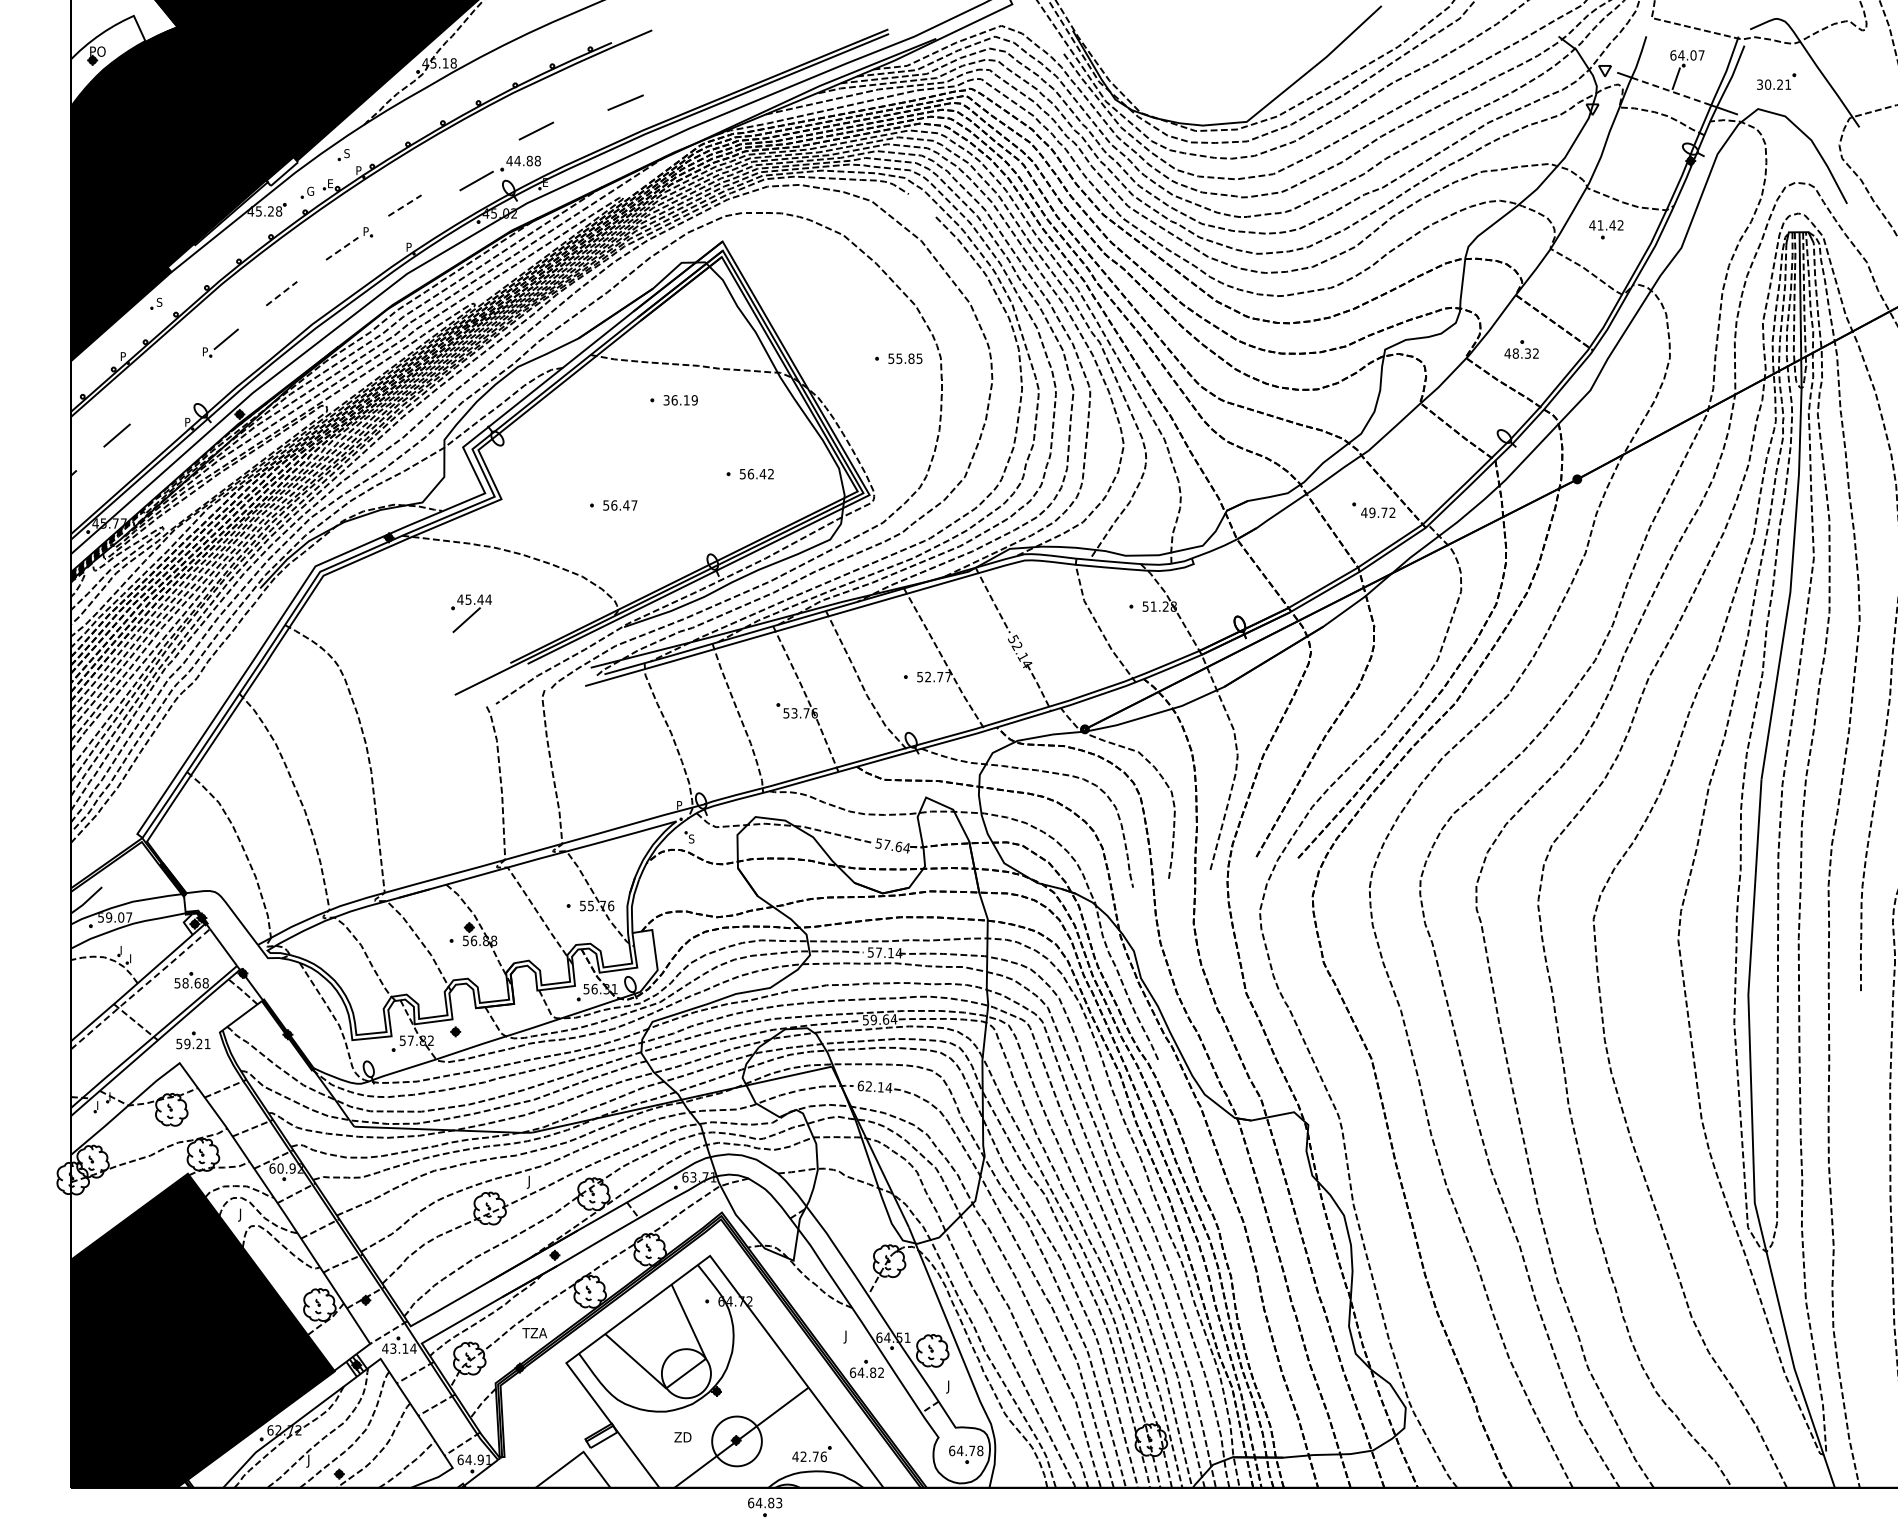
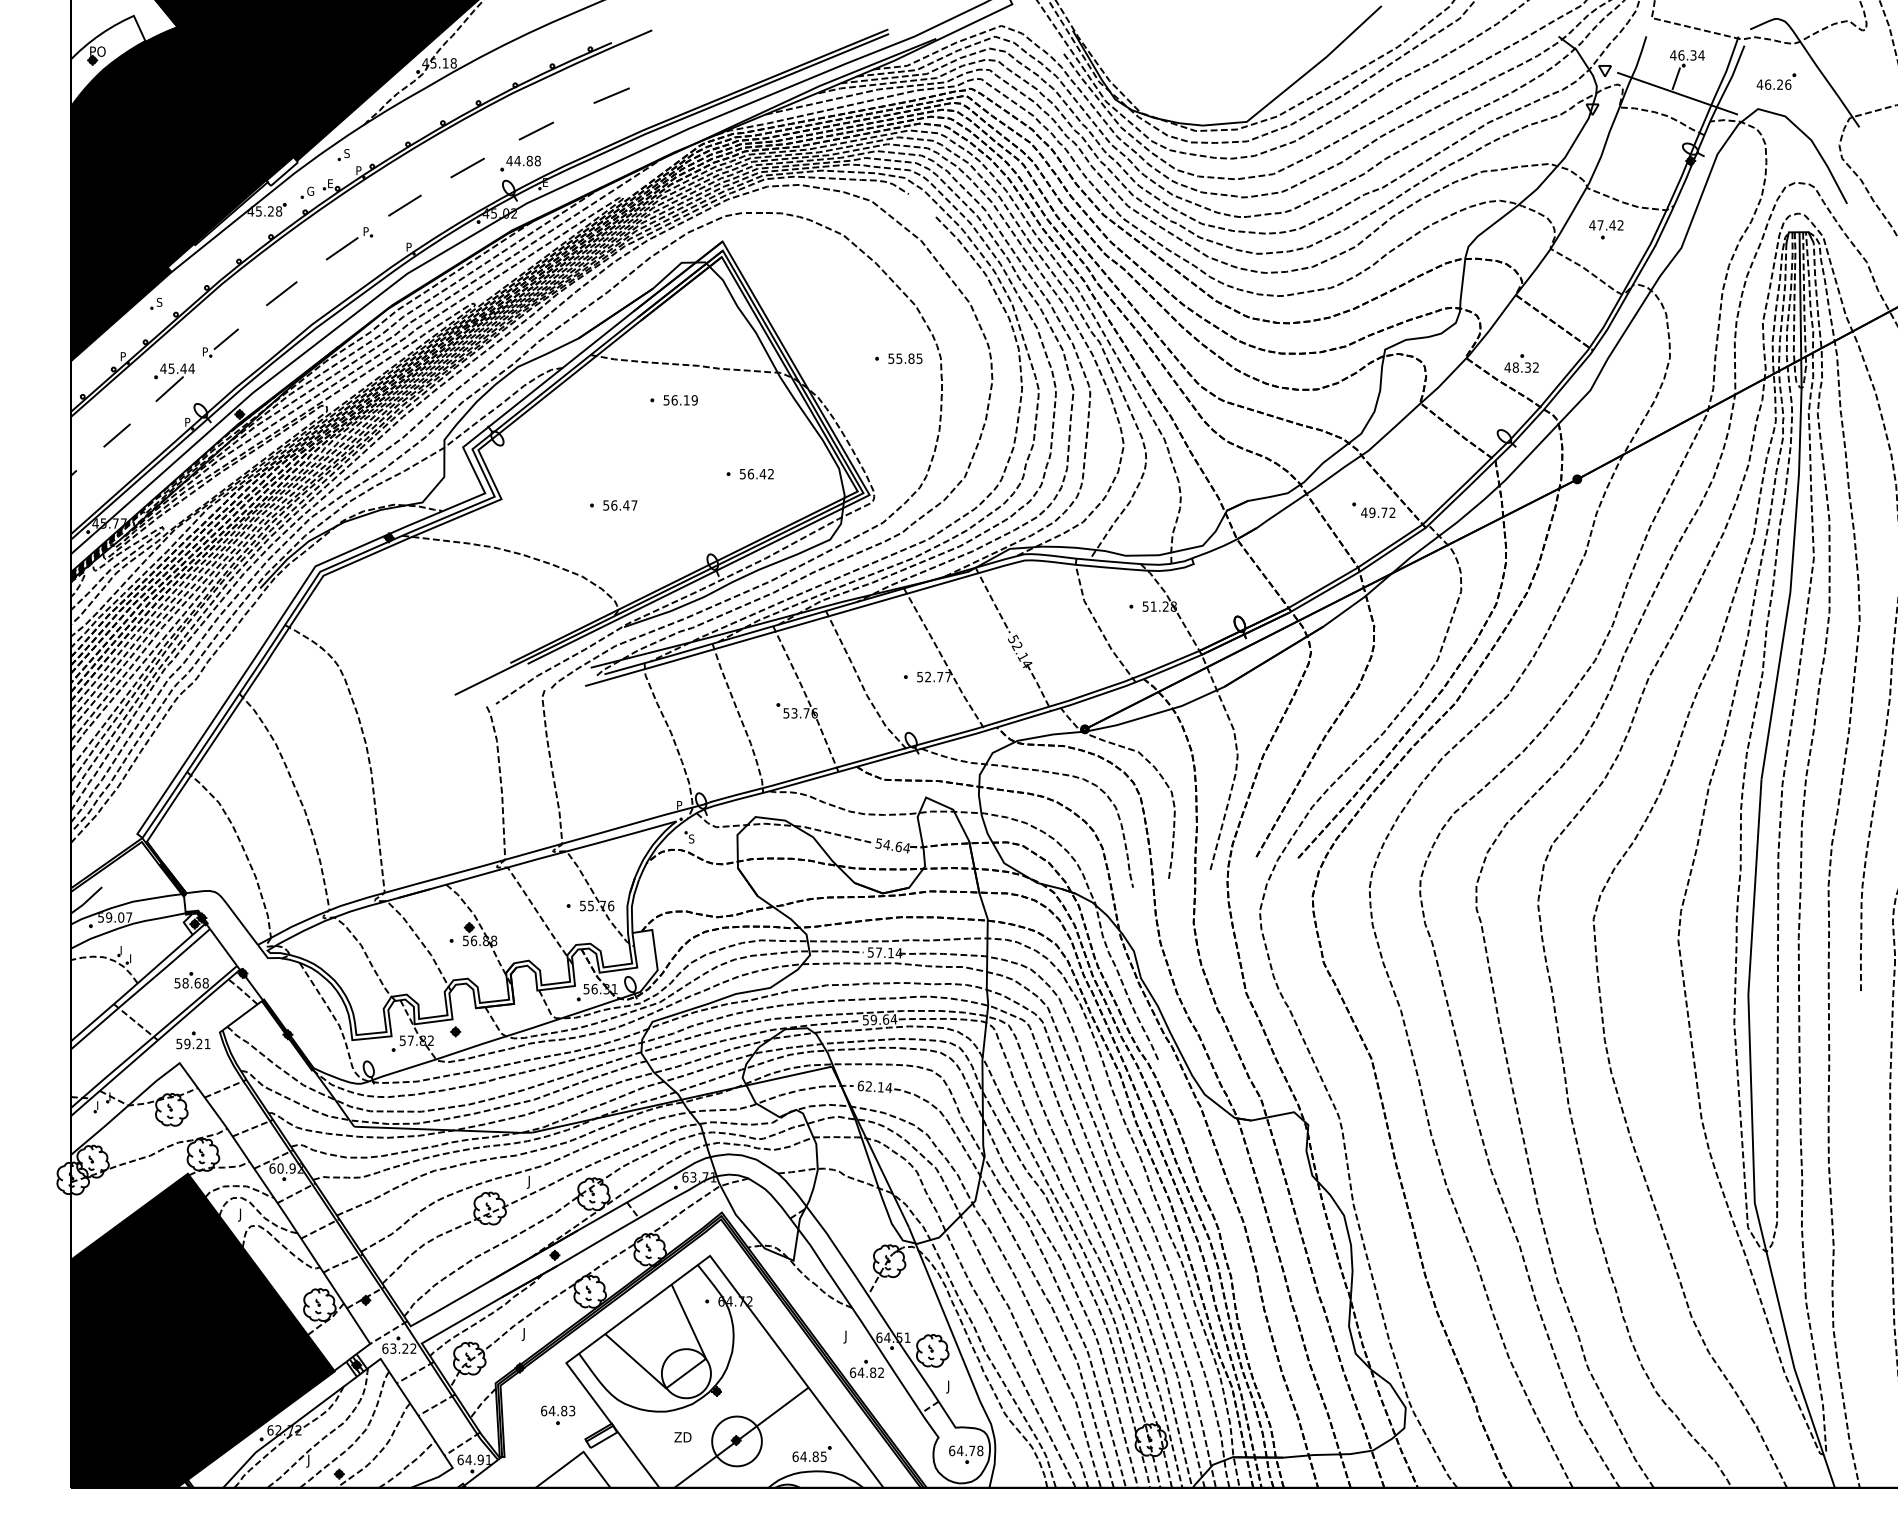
text: 64.07 -> 46.34 (1687, 55)
text: 30.21 -> 46.26 (1773, 84)
line: dashed -> solid (1671, 91)
line position: (625, 102) -> (611, 95) (611, 95)
line position: (476, 180) -> (467, 167) (467, 167)
line: dashed -> solid (404, 205)
text: 41.42 -> 47.42 (1600, 225)
line: dashed -> solid (342, 248)
line: dashed -> solid (281, 293)
part position: (1521, 349) -> (1521, 363) (1521, 363)
text: 36.19 -> 56.19 (666, 399)
part position: (471, 613) -> (174, 382) (174, 382)
text: 57.64 -> 54.64 (886, 844)
line: dashed -> solid (140, 988)
text: TZA -> J (533, 1334)
text: 43.14 -> 63.22 (399, 1348)
text: 42.76 -> 64.85 (809, 1456)
part position: (765, 1506) -> (558, 1414) (558, 1414)
